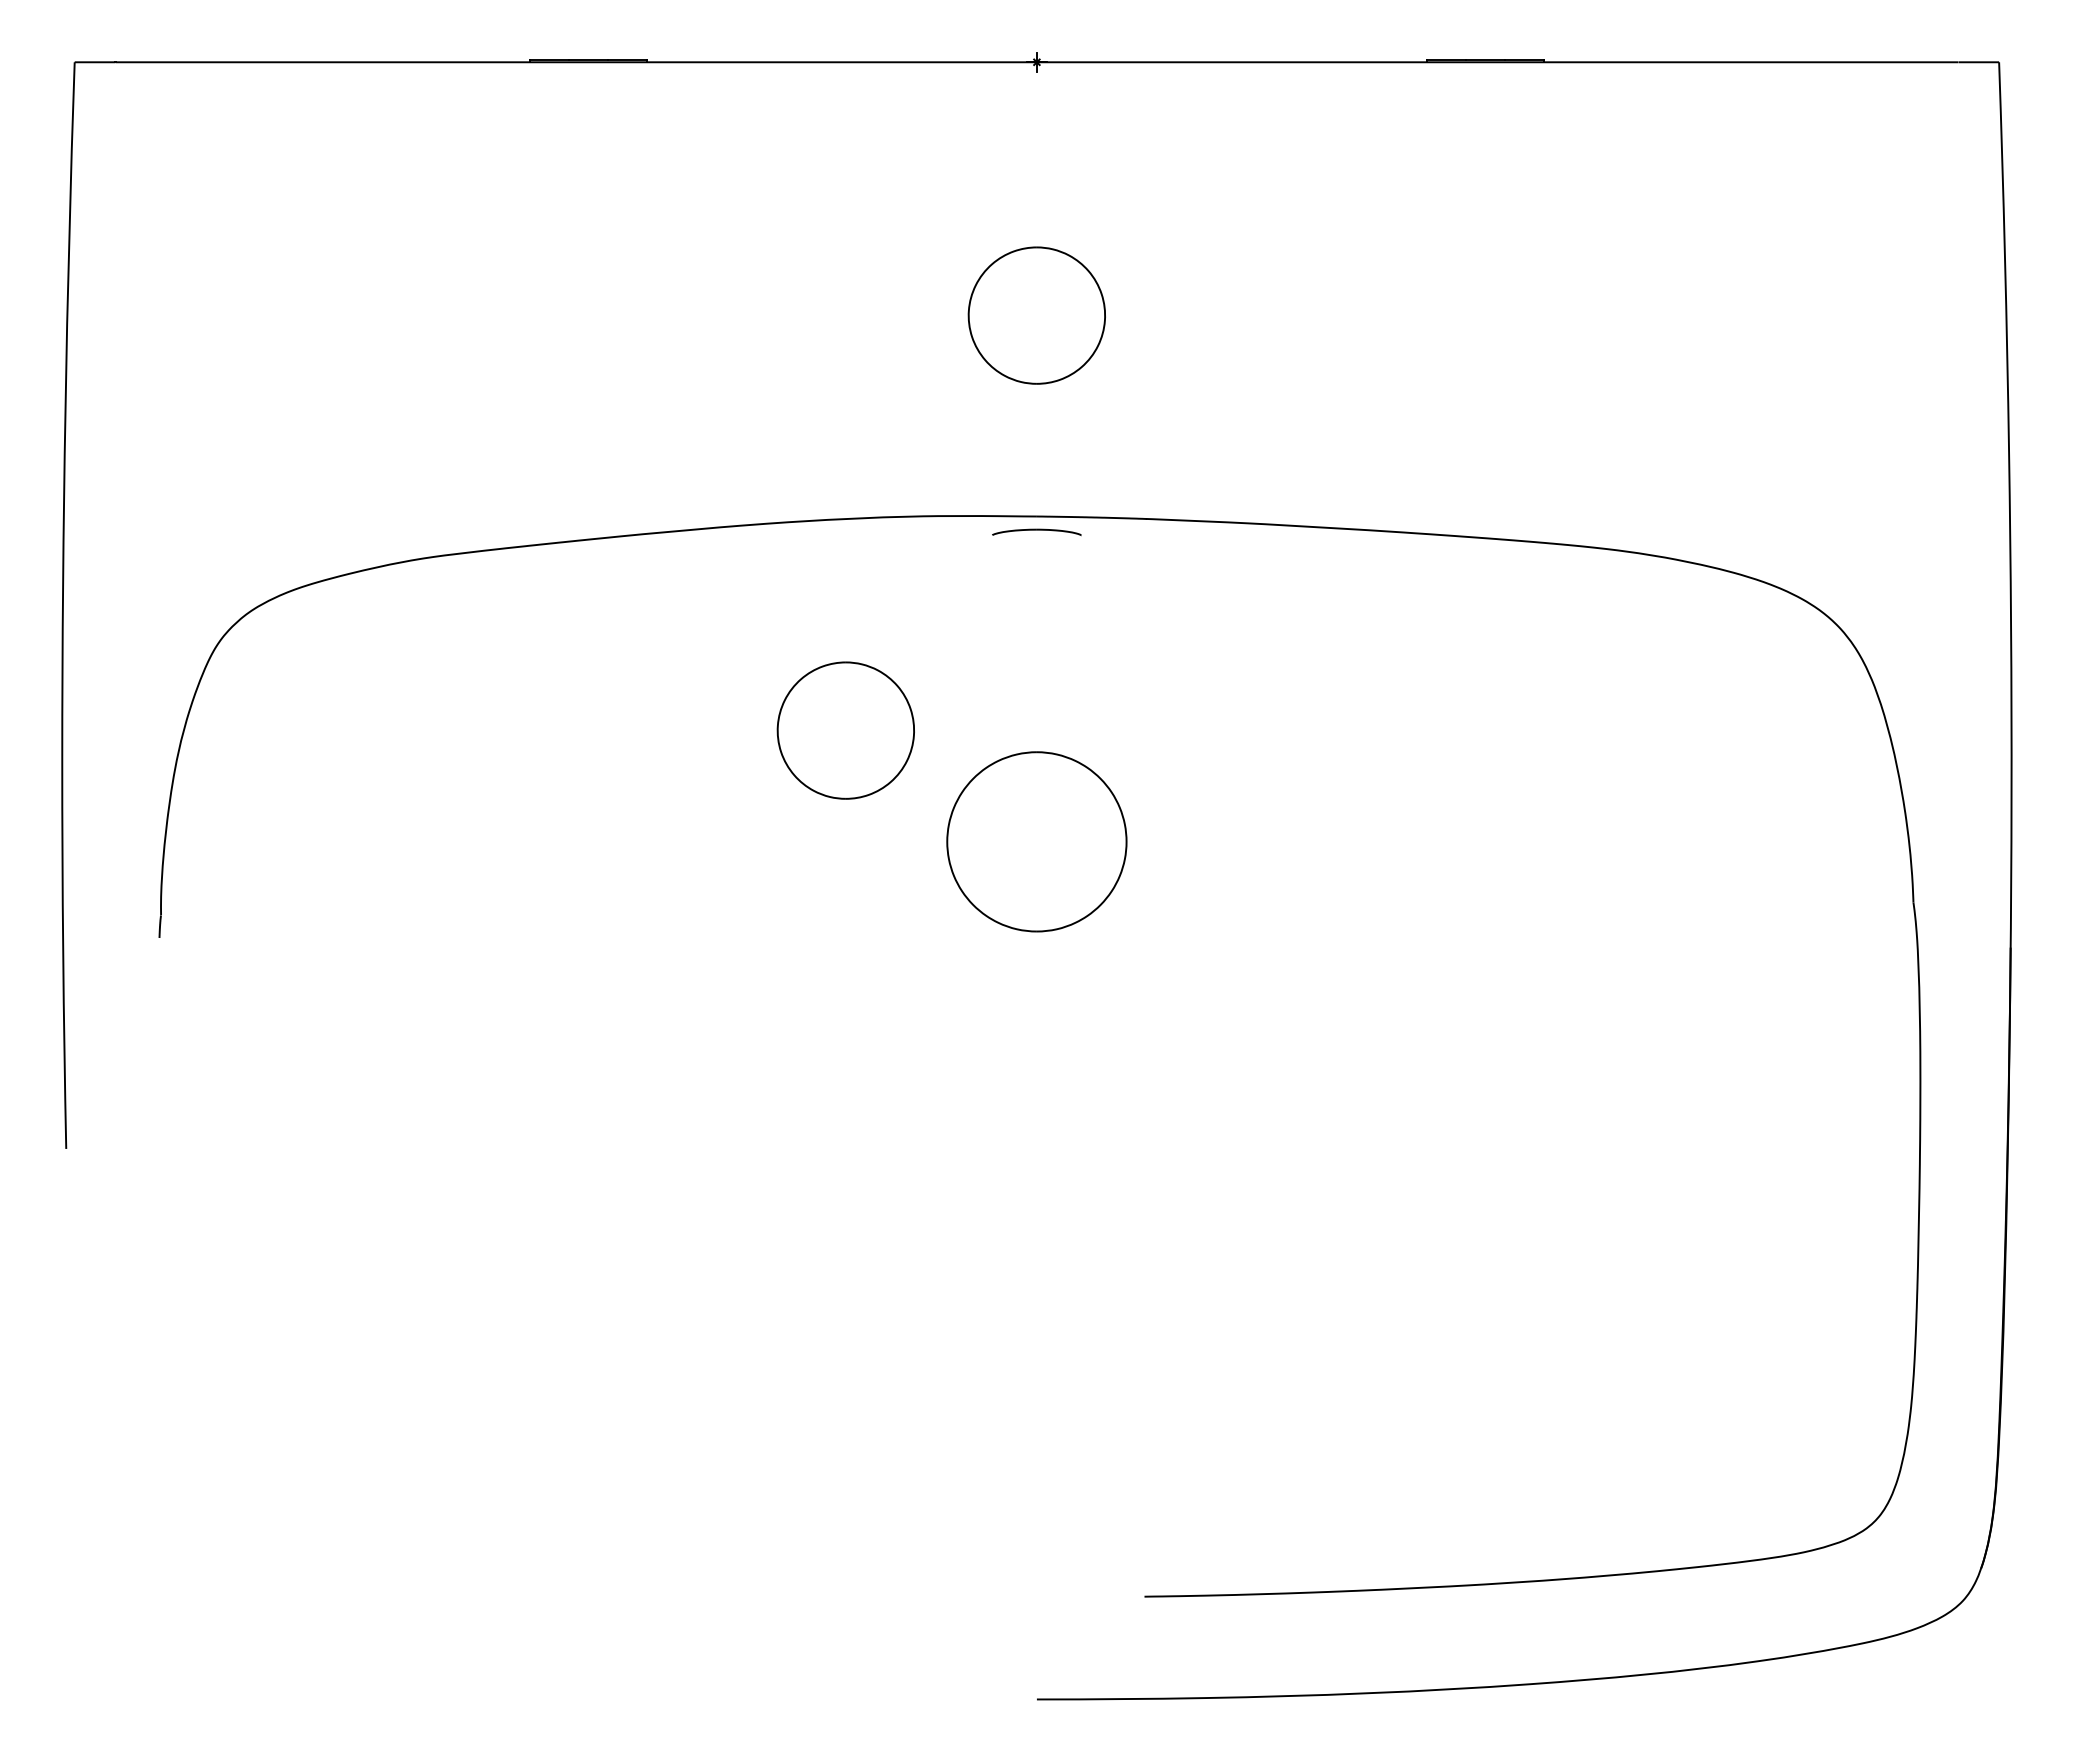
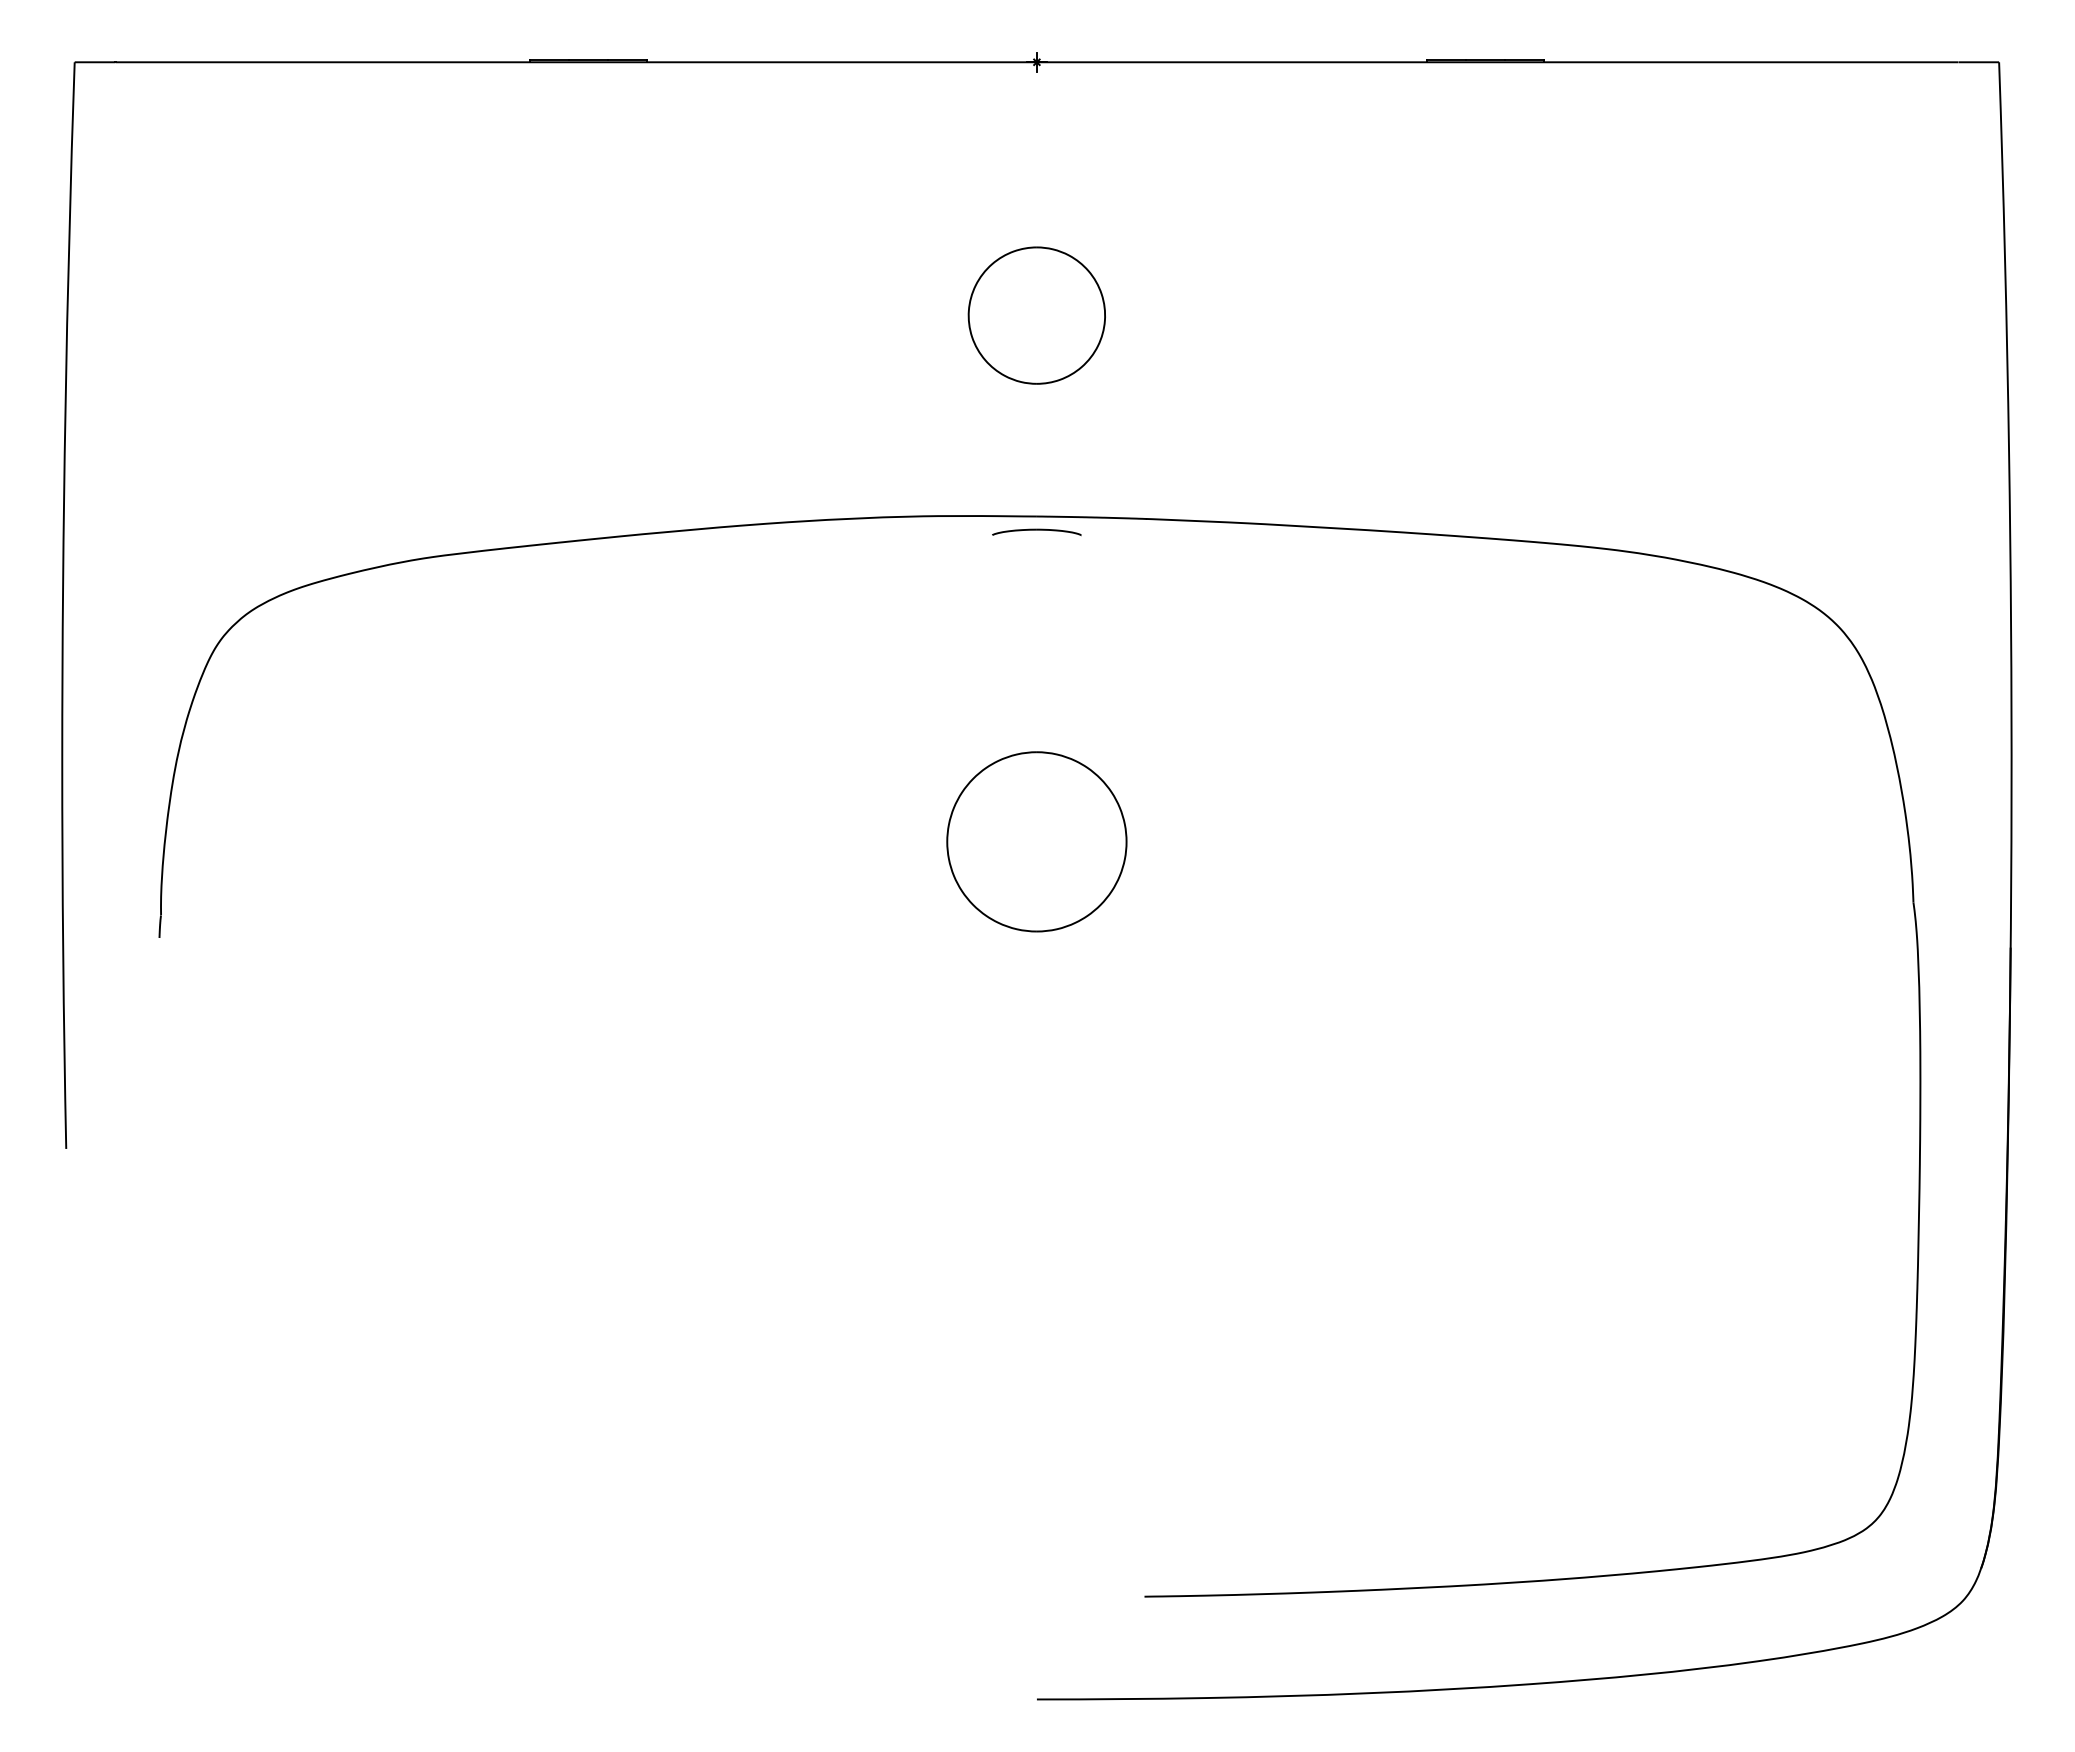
part: present -> none (845, 730)
